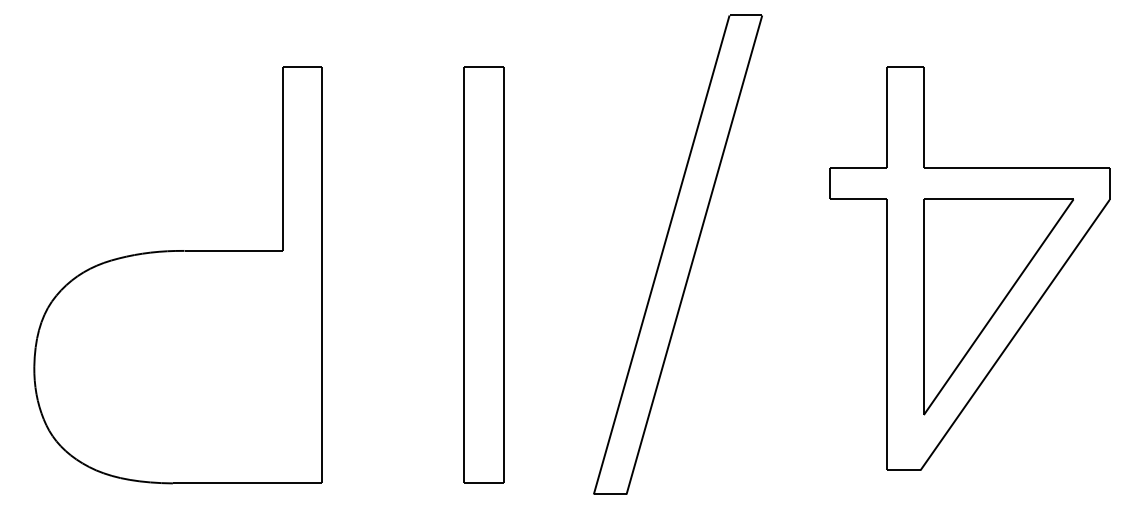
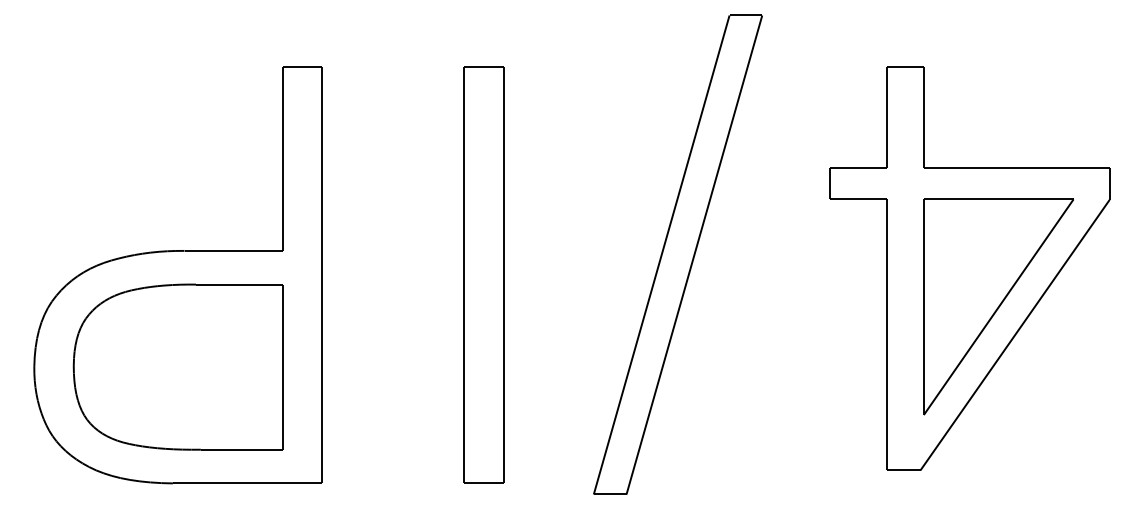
part: none -> present (177, 366)
